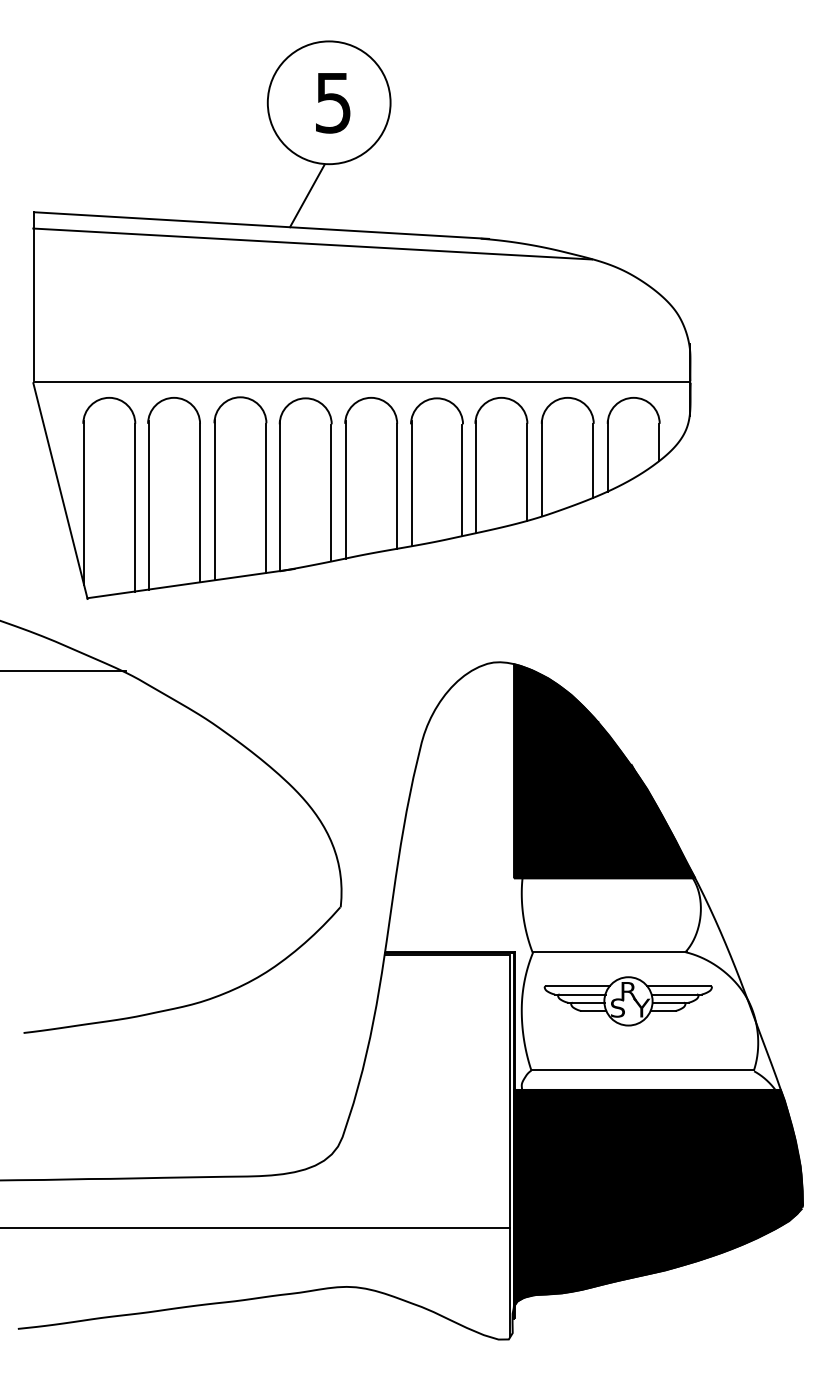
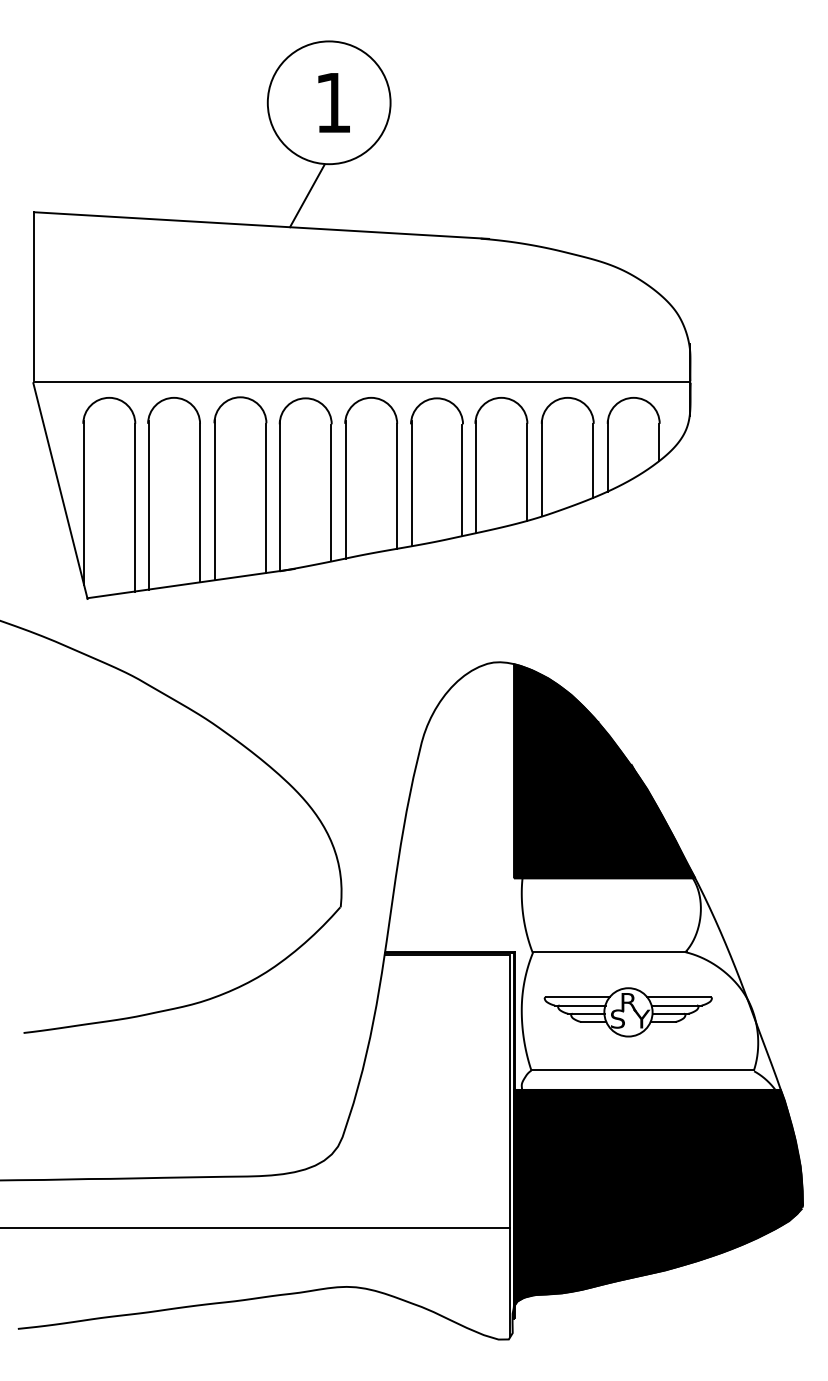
text: 5 -> 1 (333, 103)
line: present -> none (312, 243)
line: present -> none (64, 671)
part position: (627, 1001) -> (627, 1012) (627, 1012)
